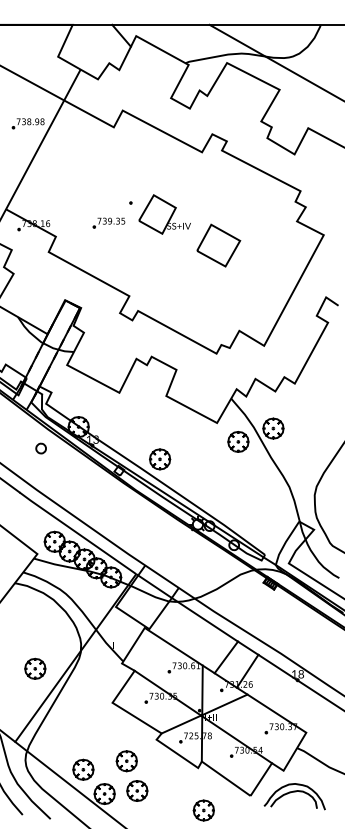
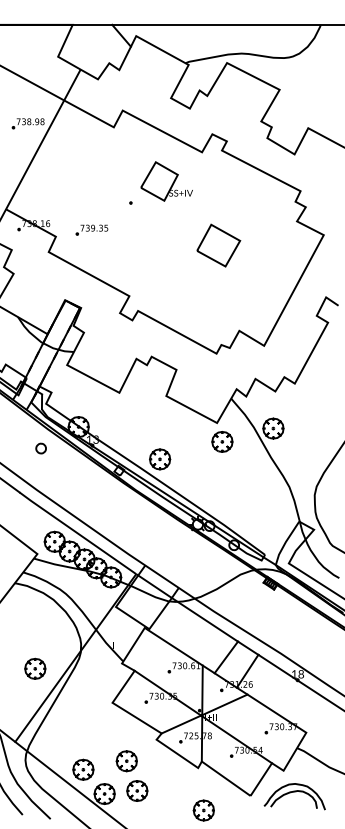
line: present -> none (275, 61)
part position: (164, 214) -> (166, 181) (166, 181)
part position: (108, 222) -> (91, 229) (91, 229)
part position: (238, 441) -> (222, 441) (222, 441)
